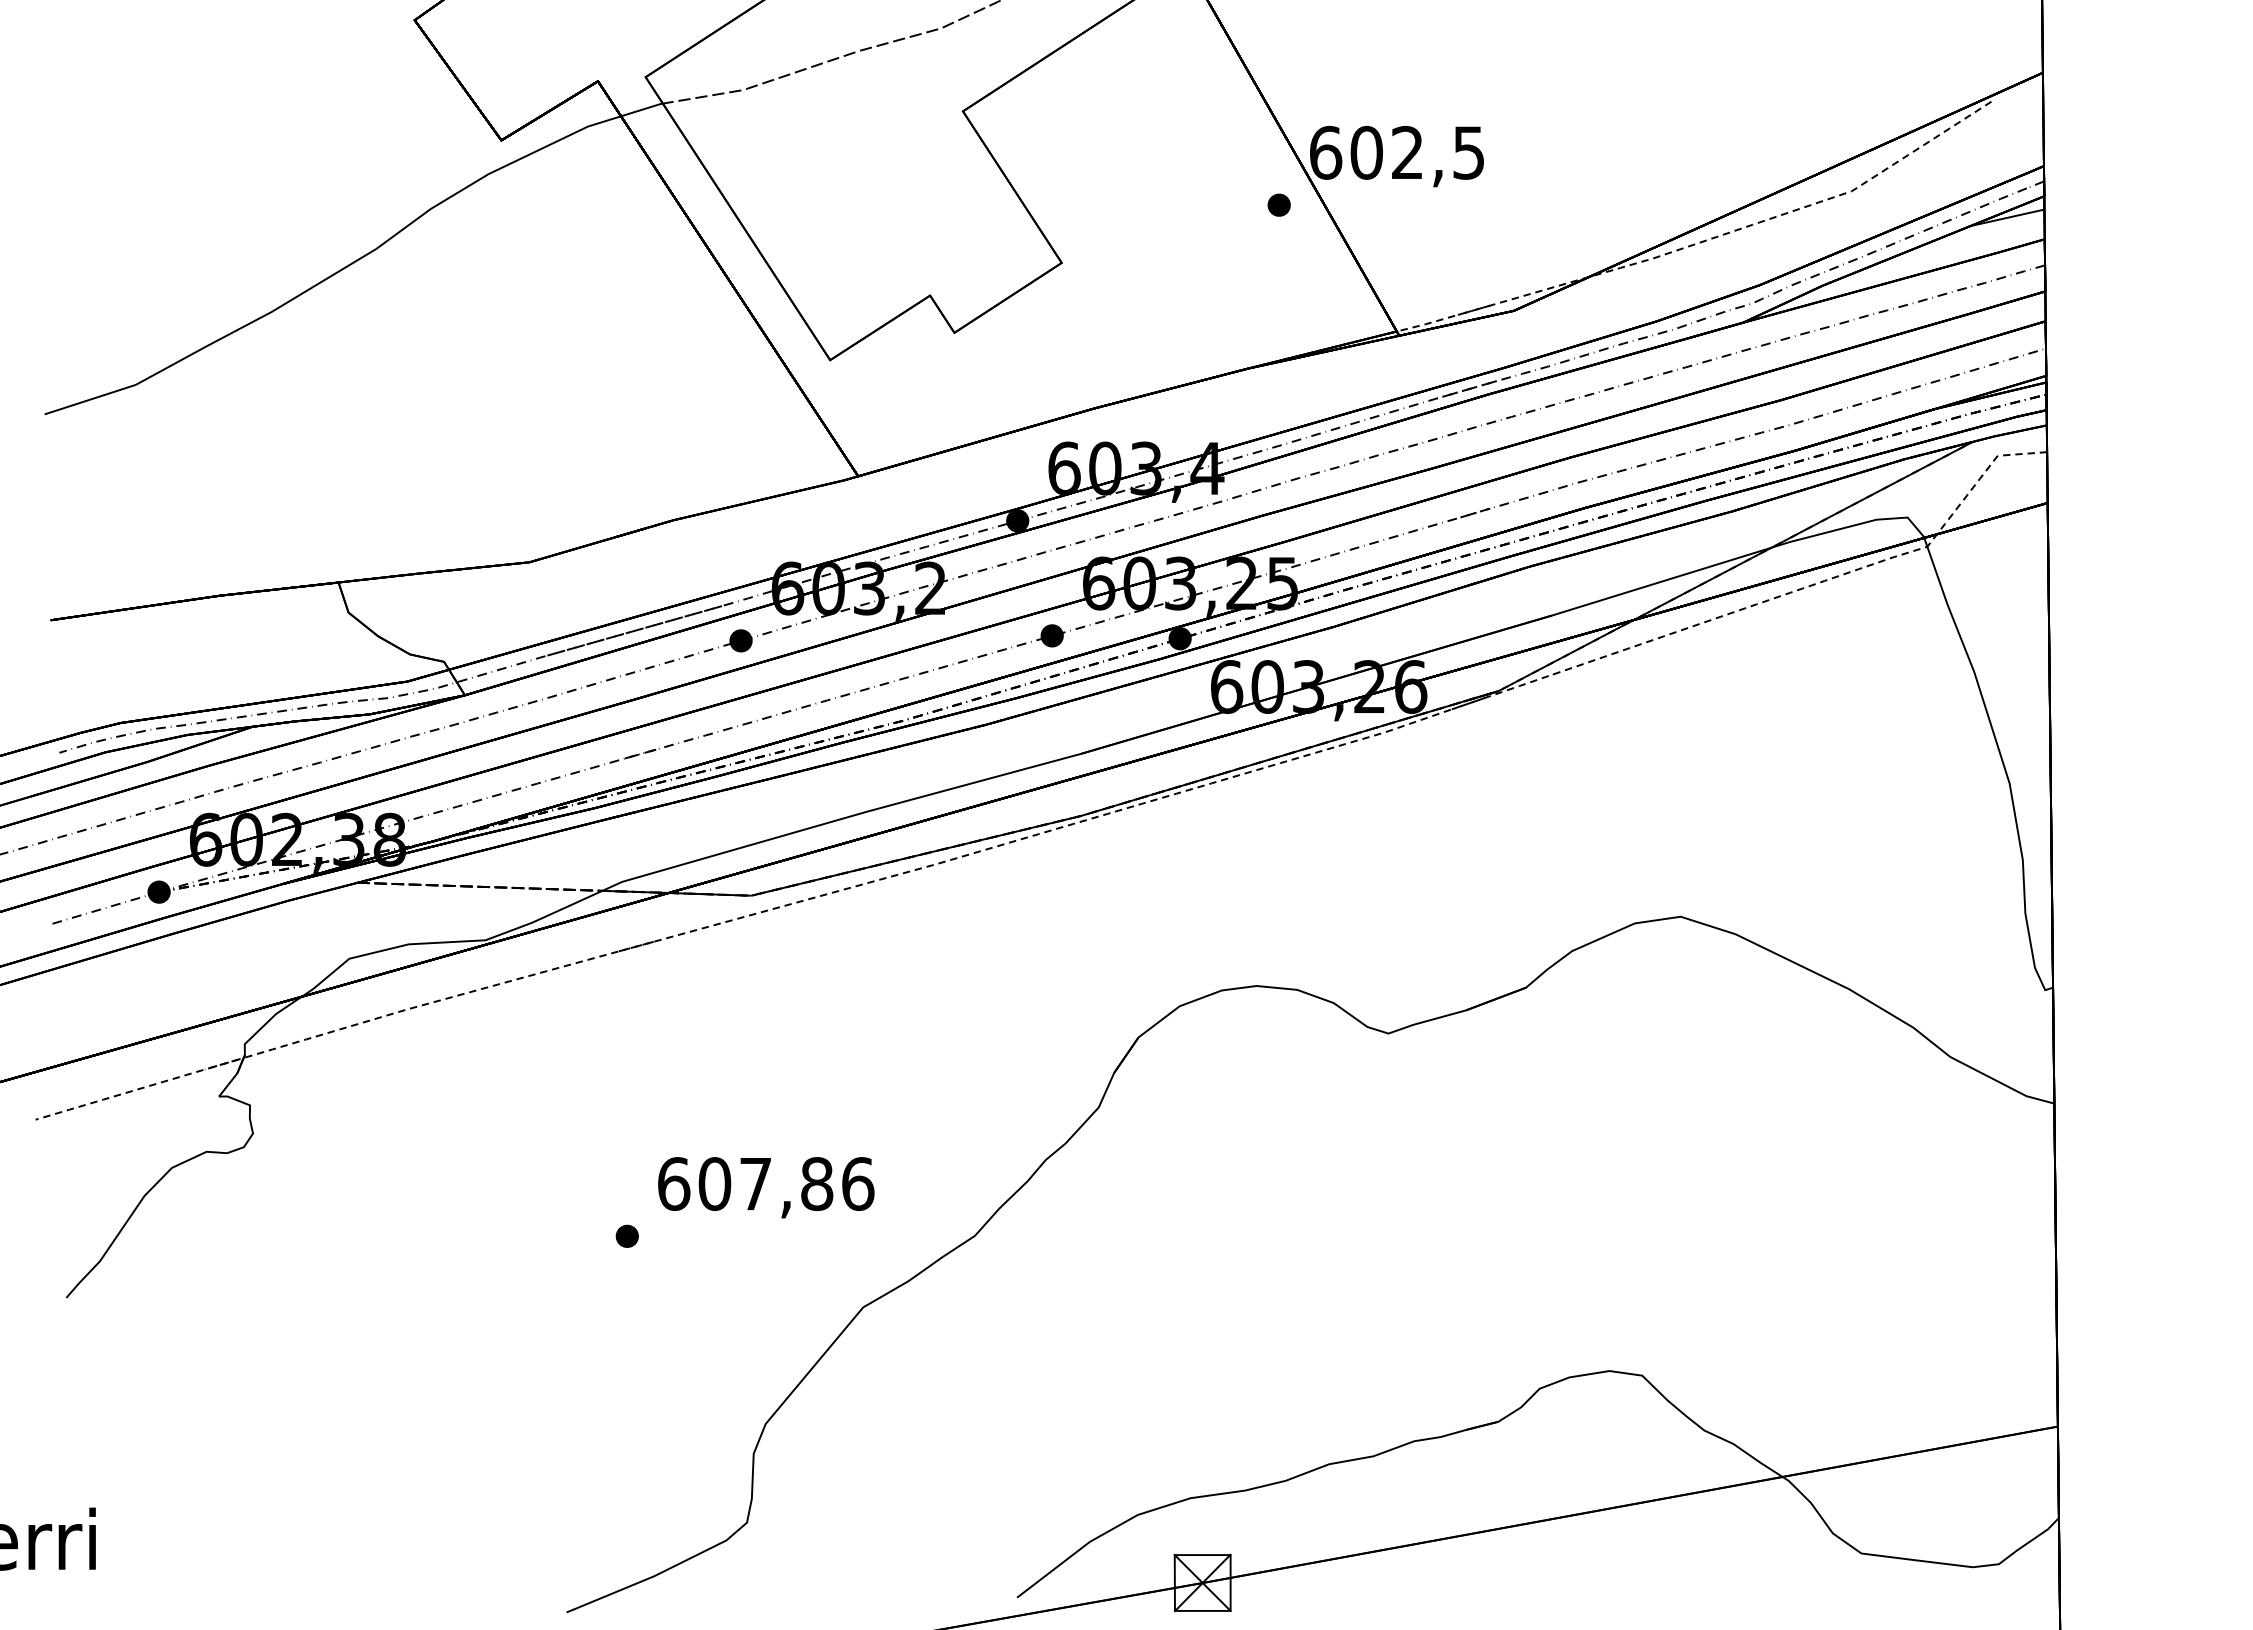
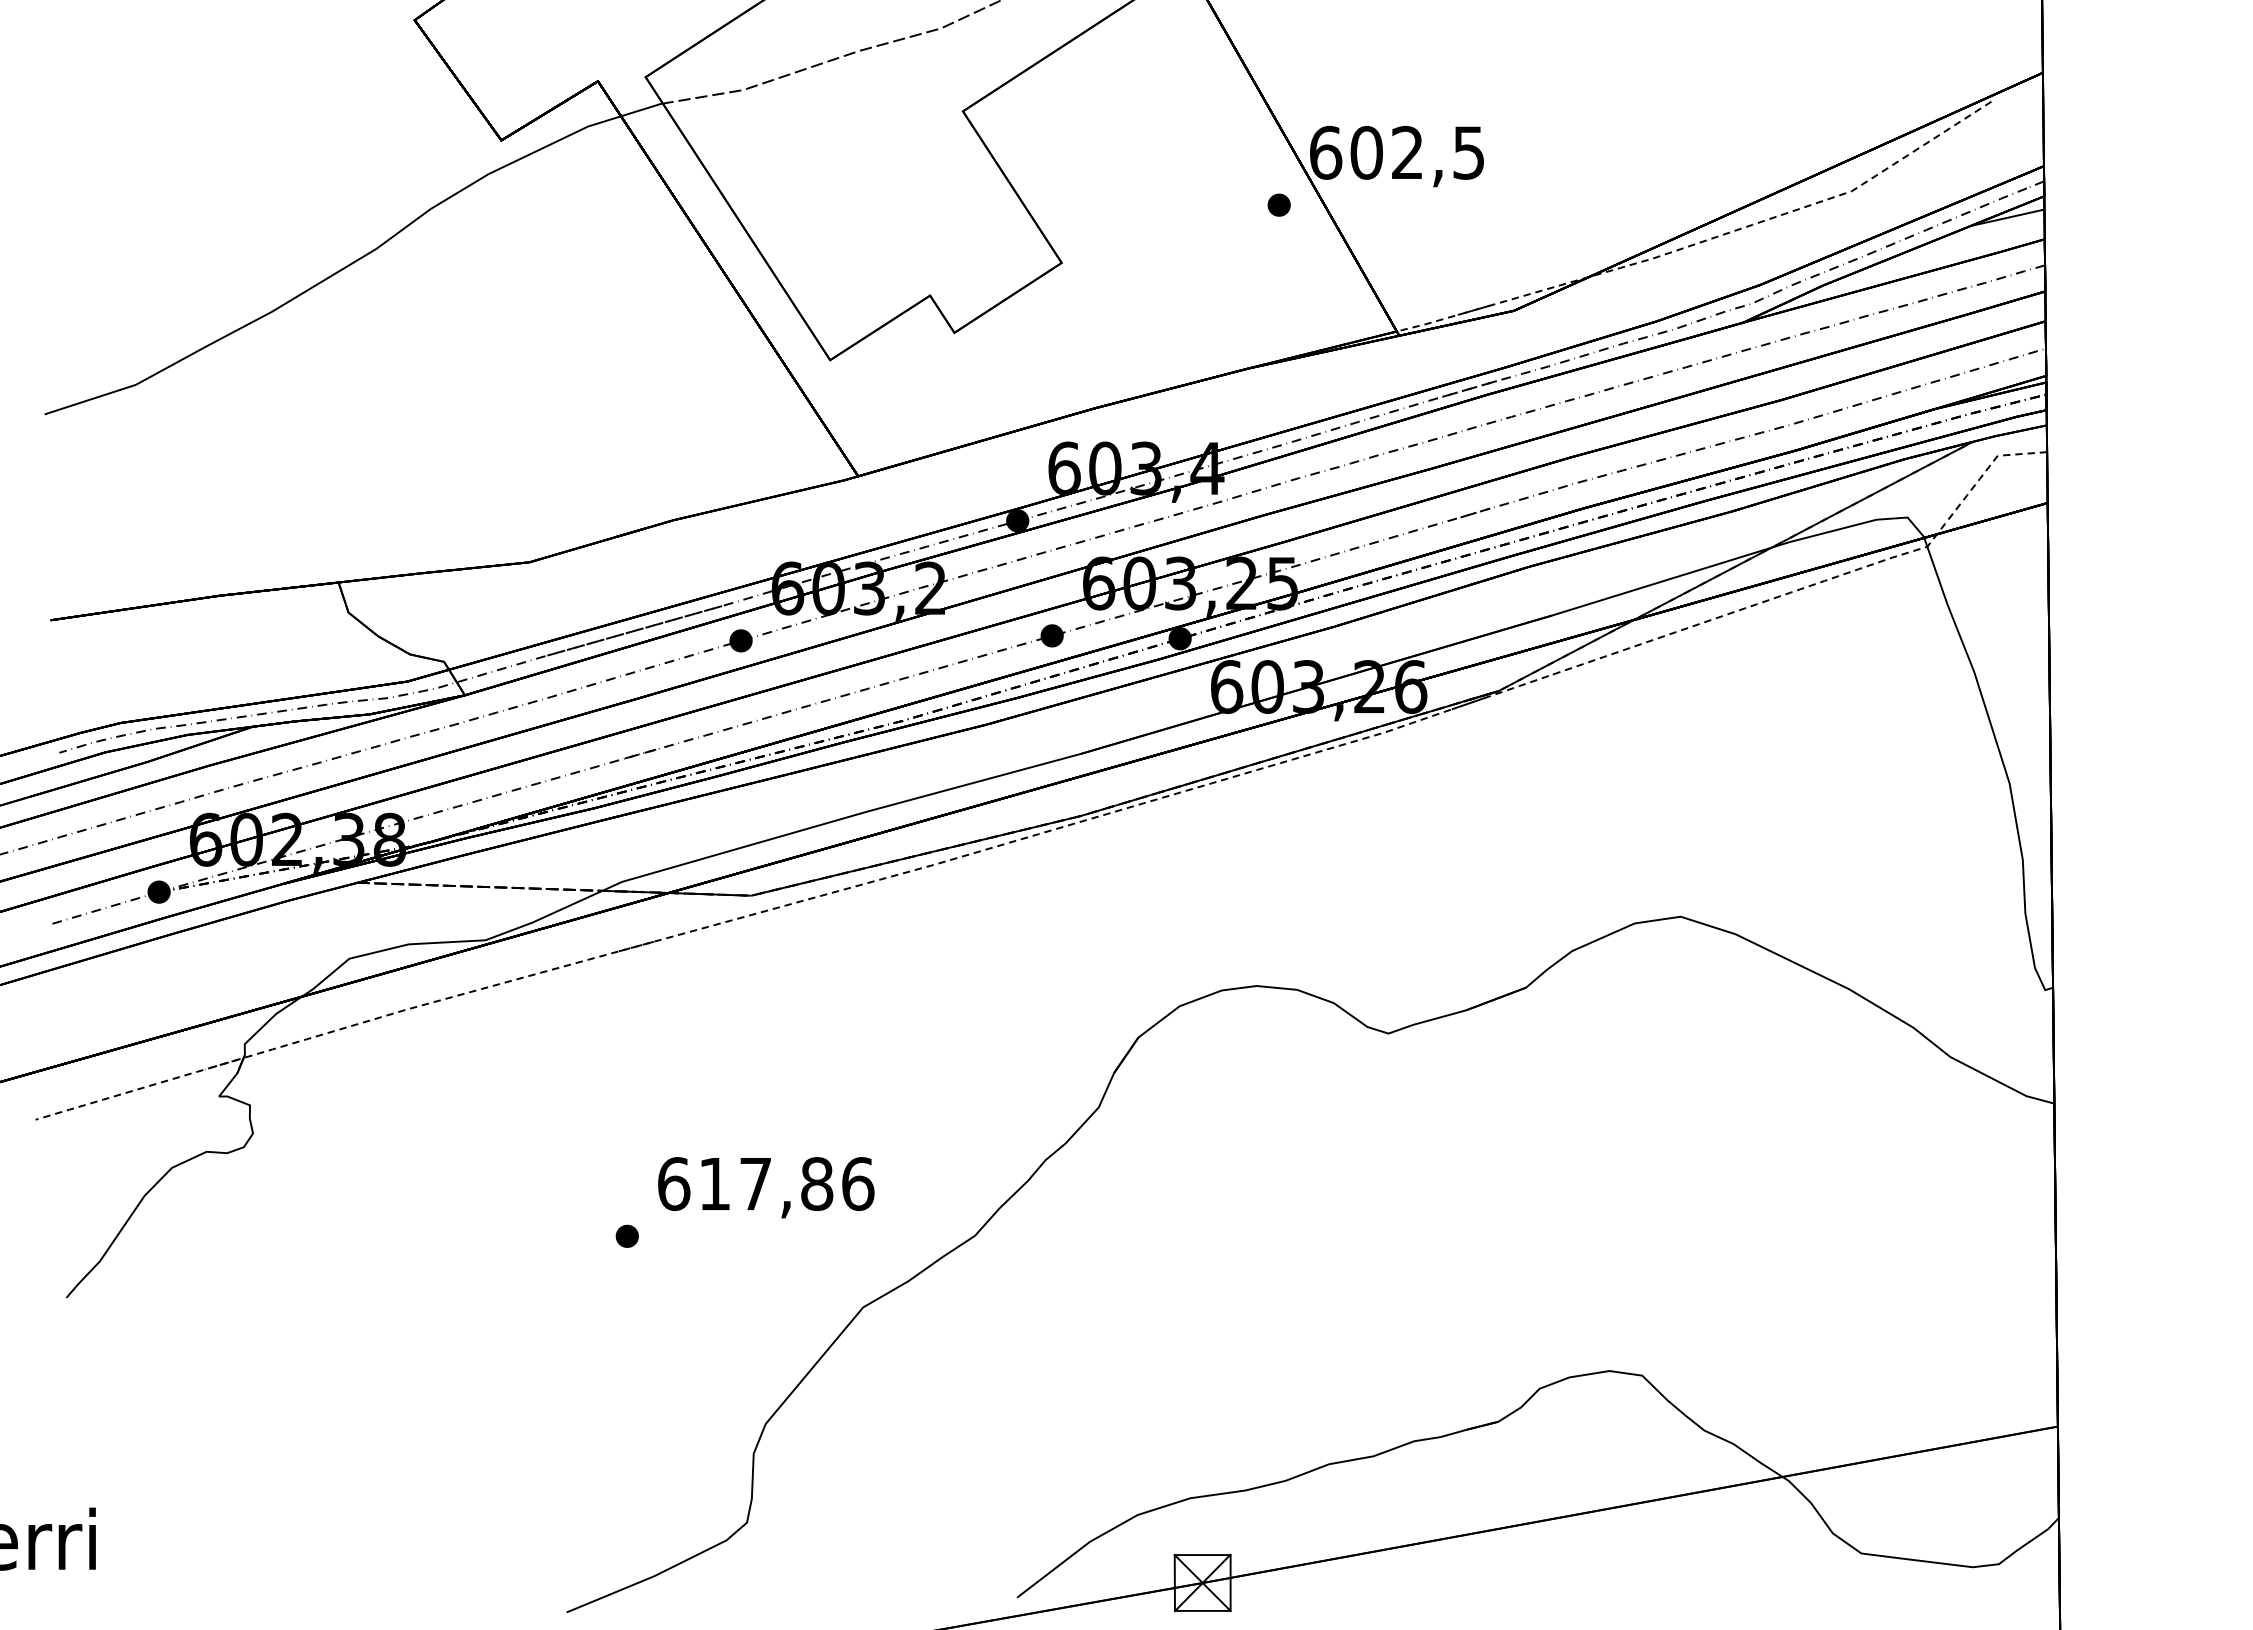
text: 607,86 -> 617,86 (714, 1183)
